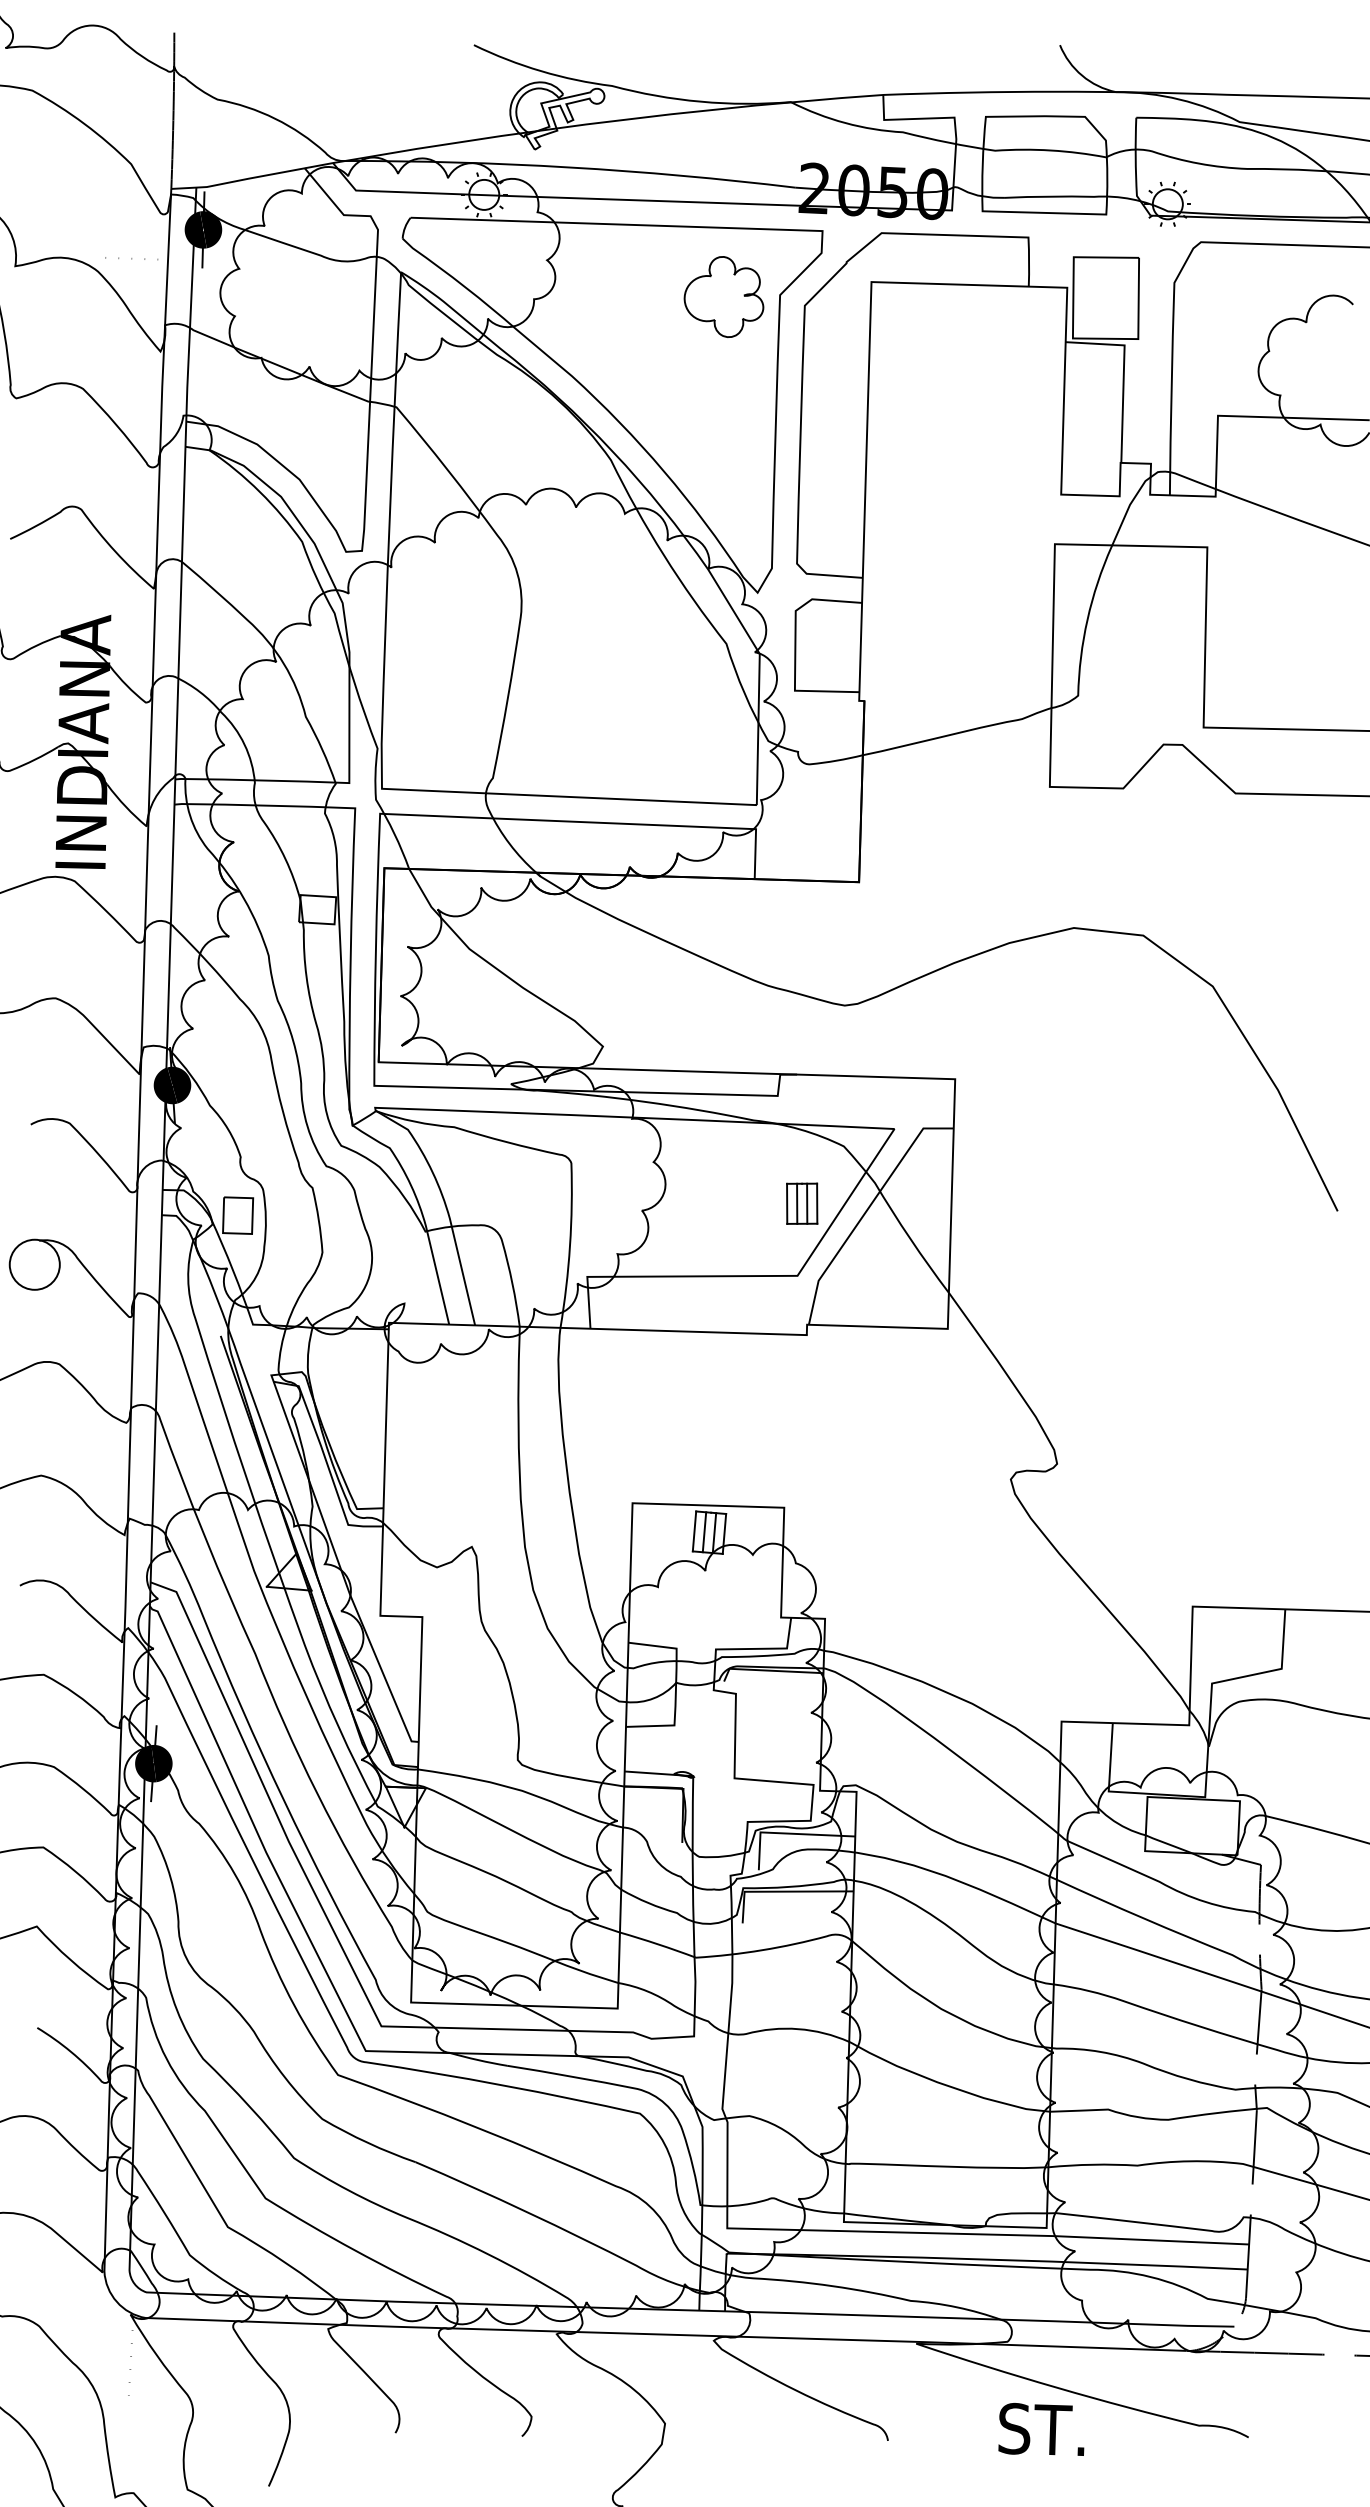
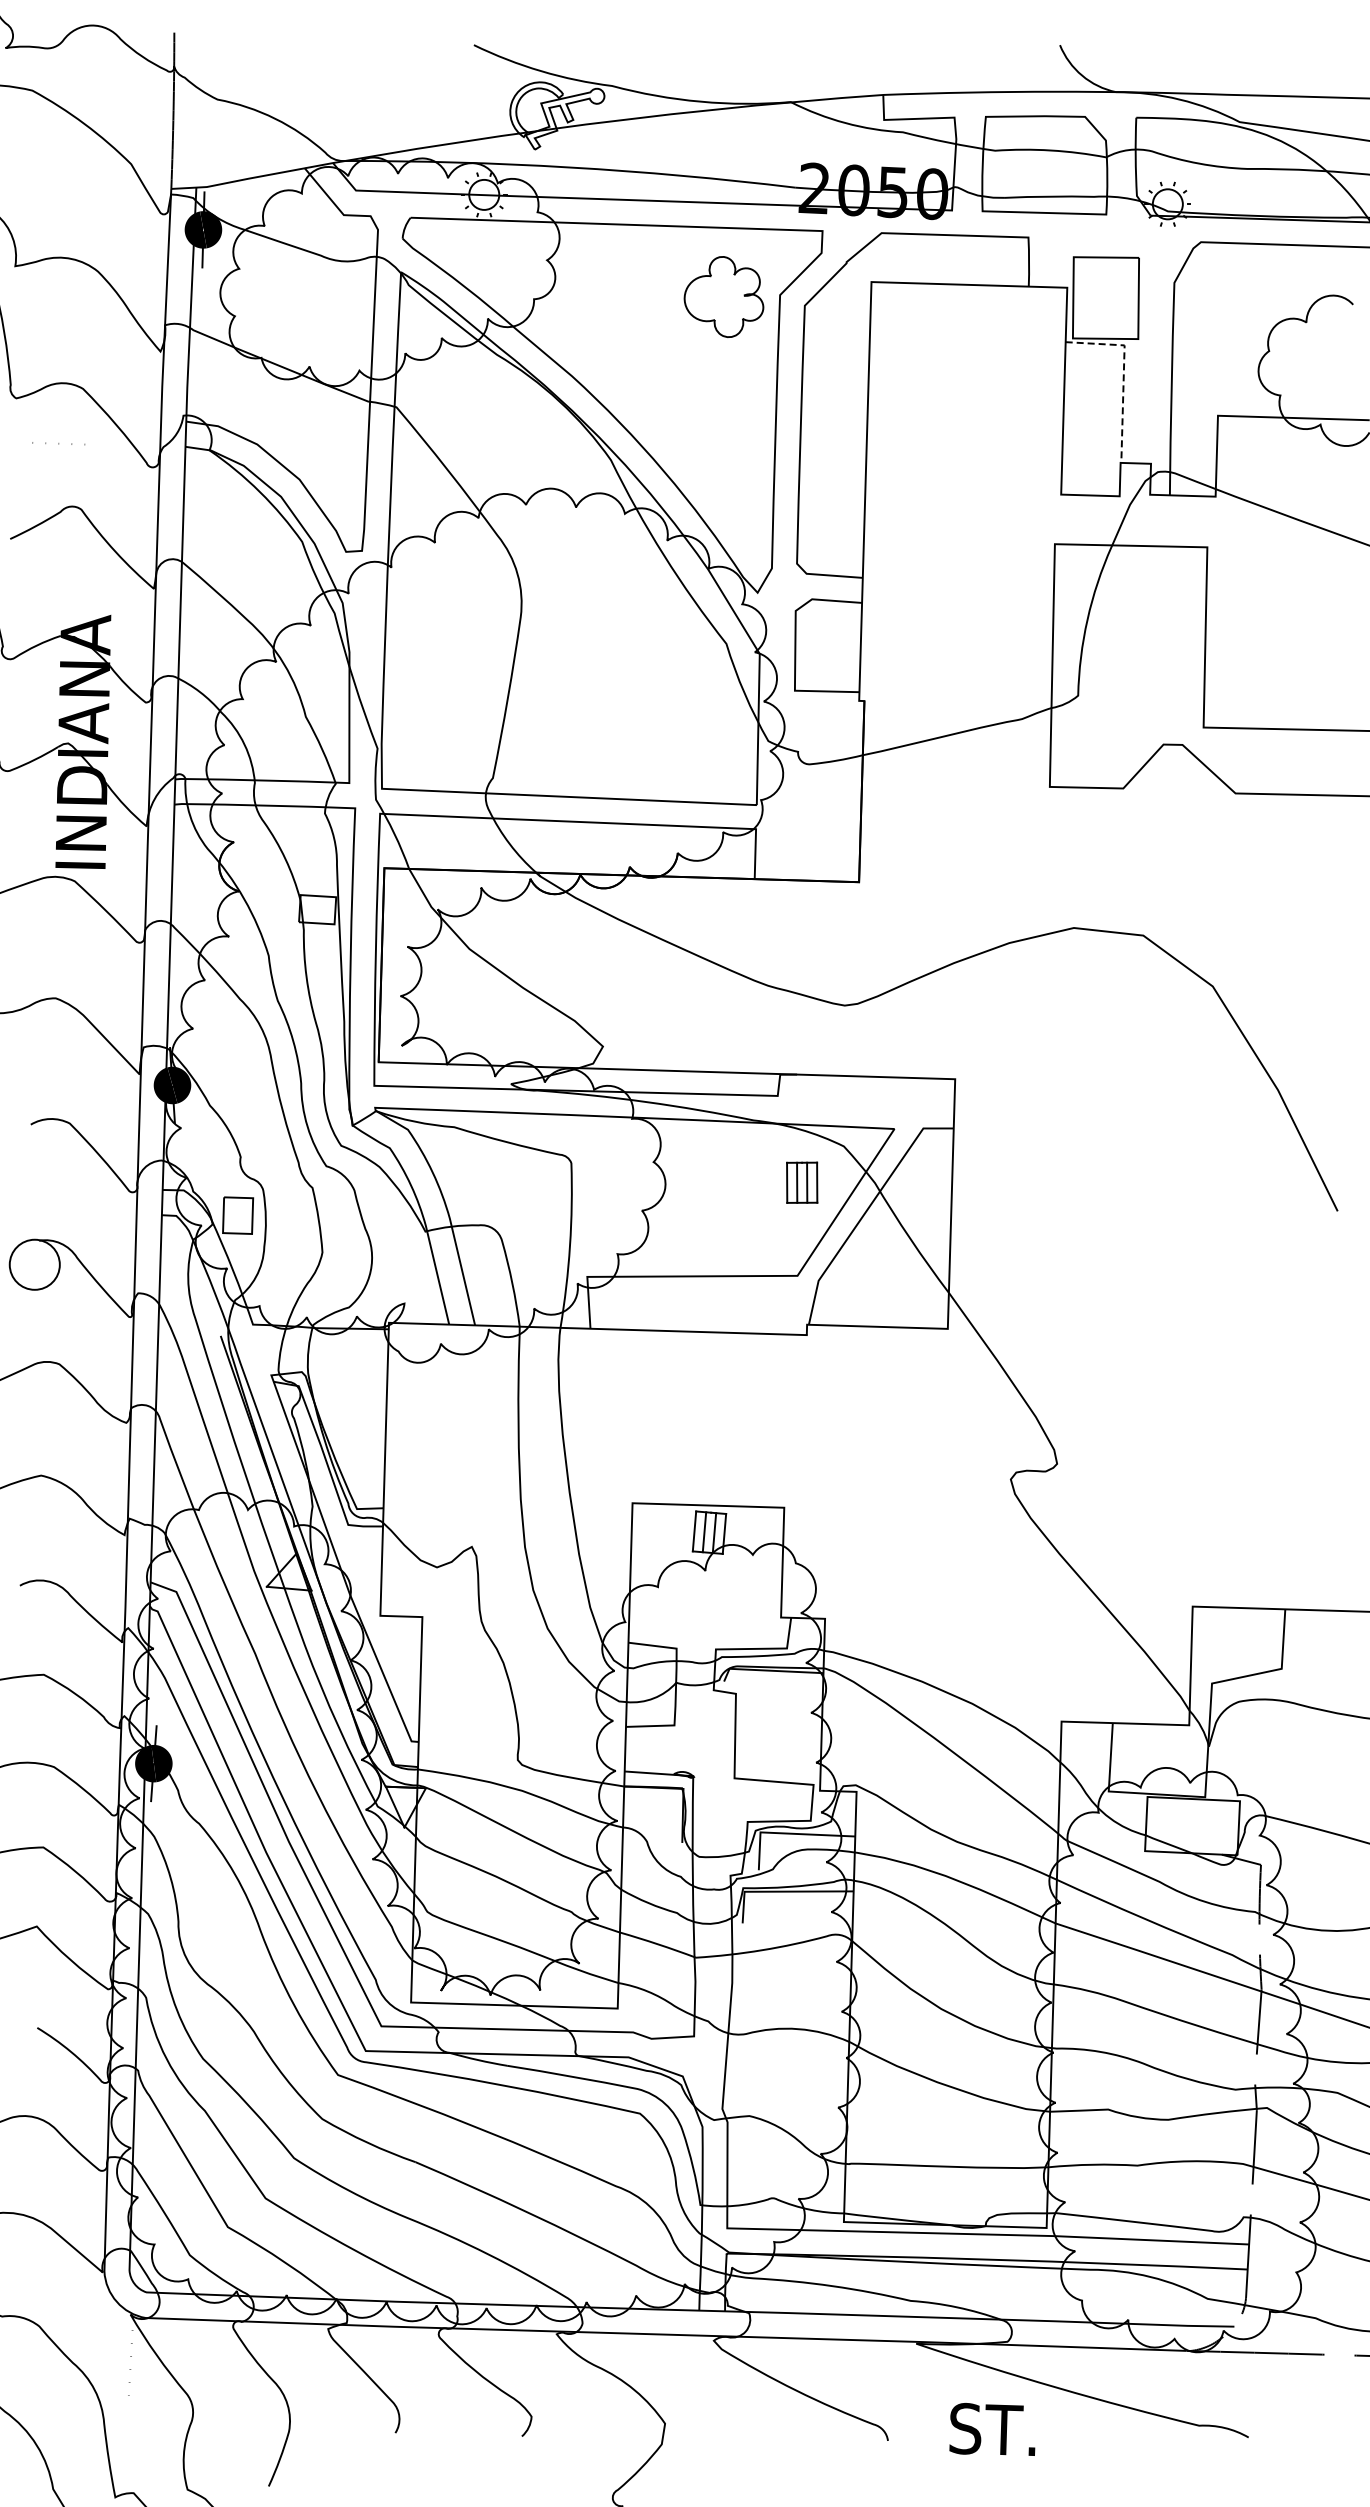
line position: (131, 258) -> (58, 443) (58, 443)
line: solid -> dashed (1123, 374)
part position: (802, 1203) -> (802, 1182) (802, 1182)
text position: (1041, 2429) -> (992, 2429) (992, 2429)
